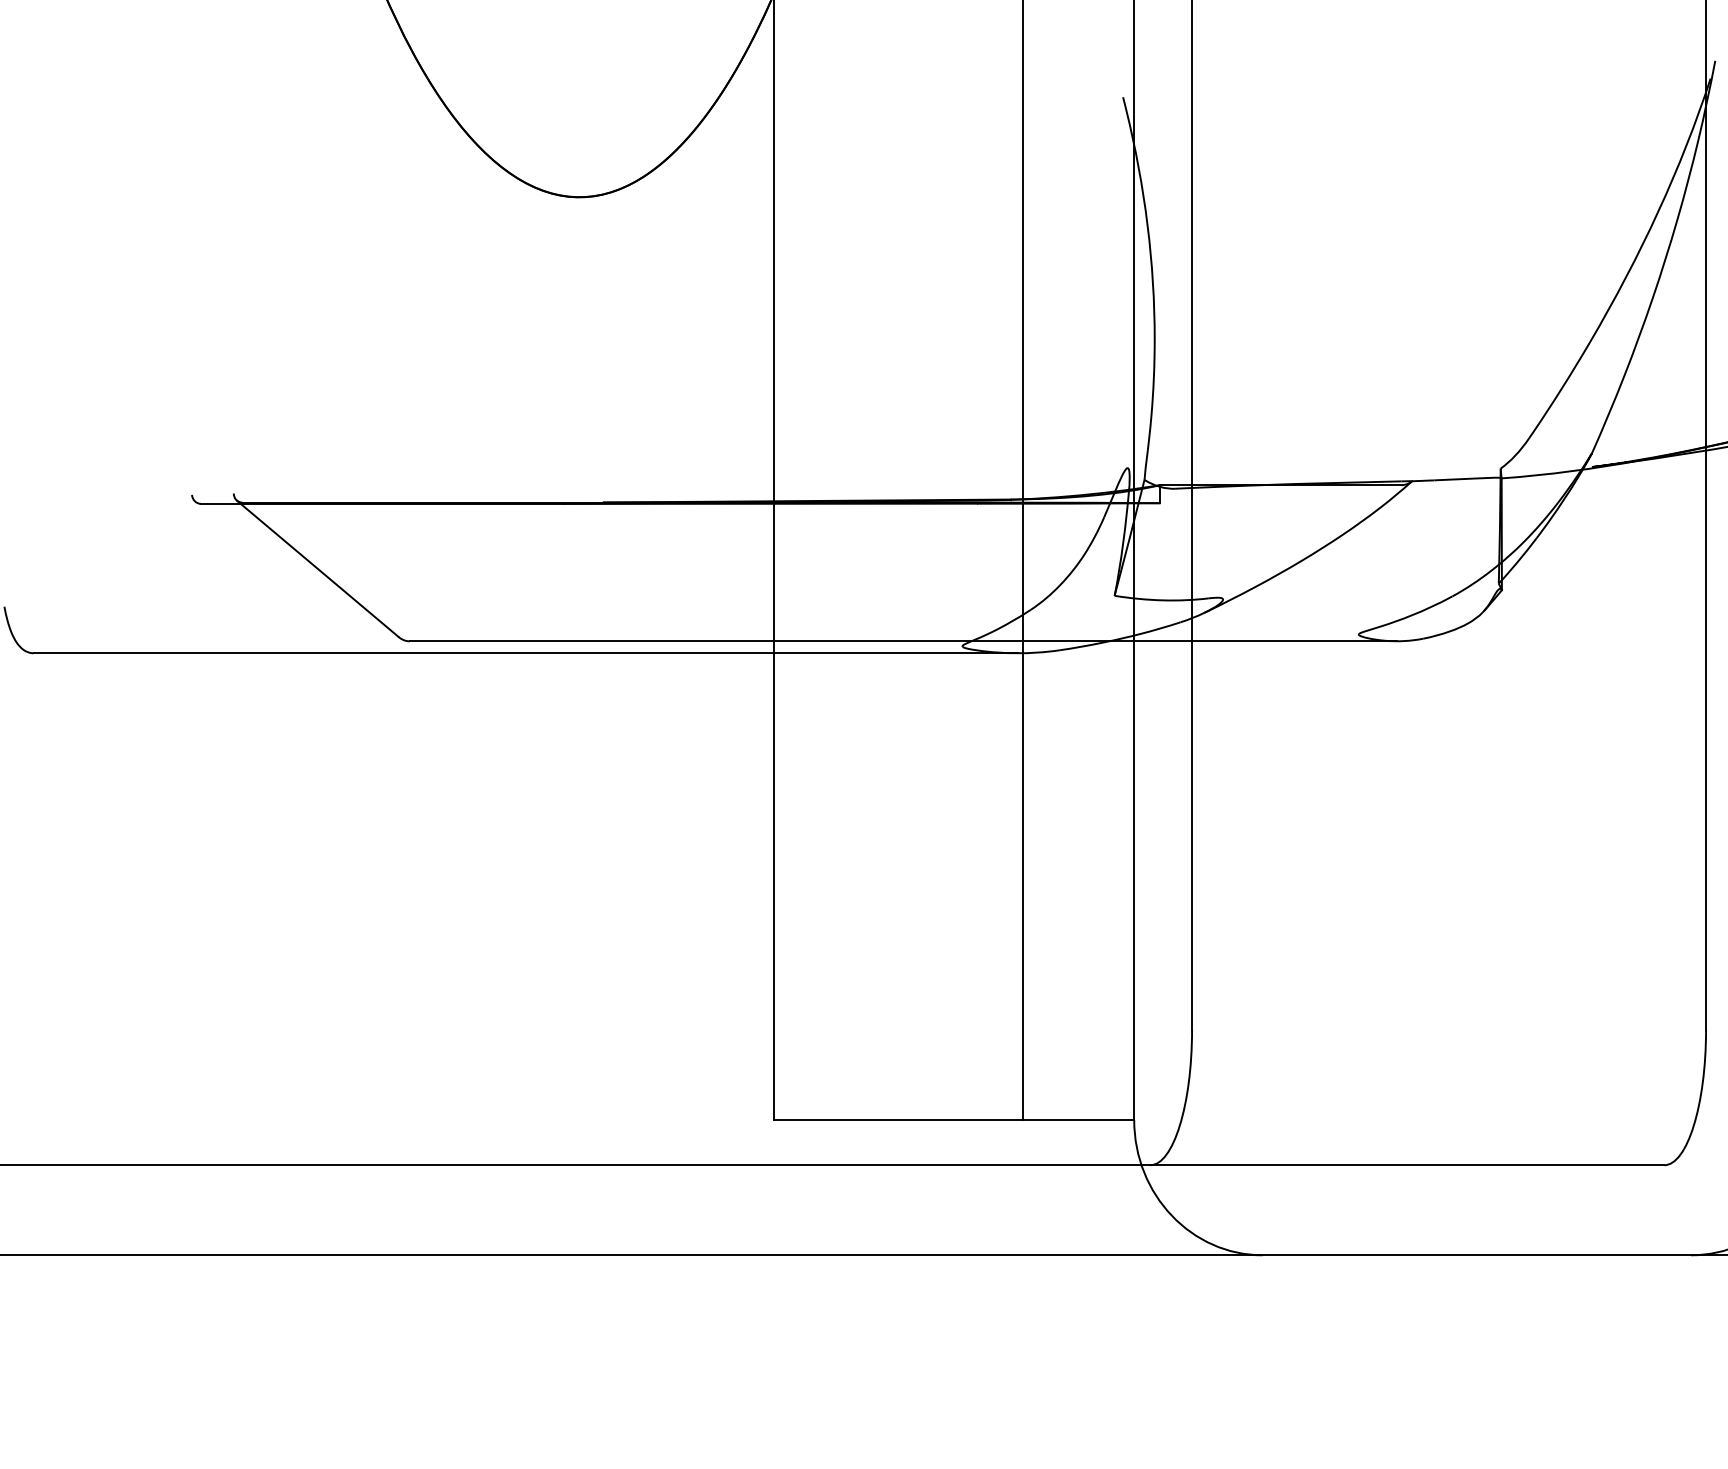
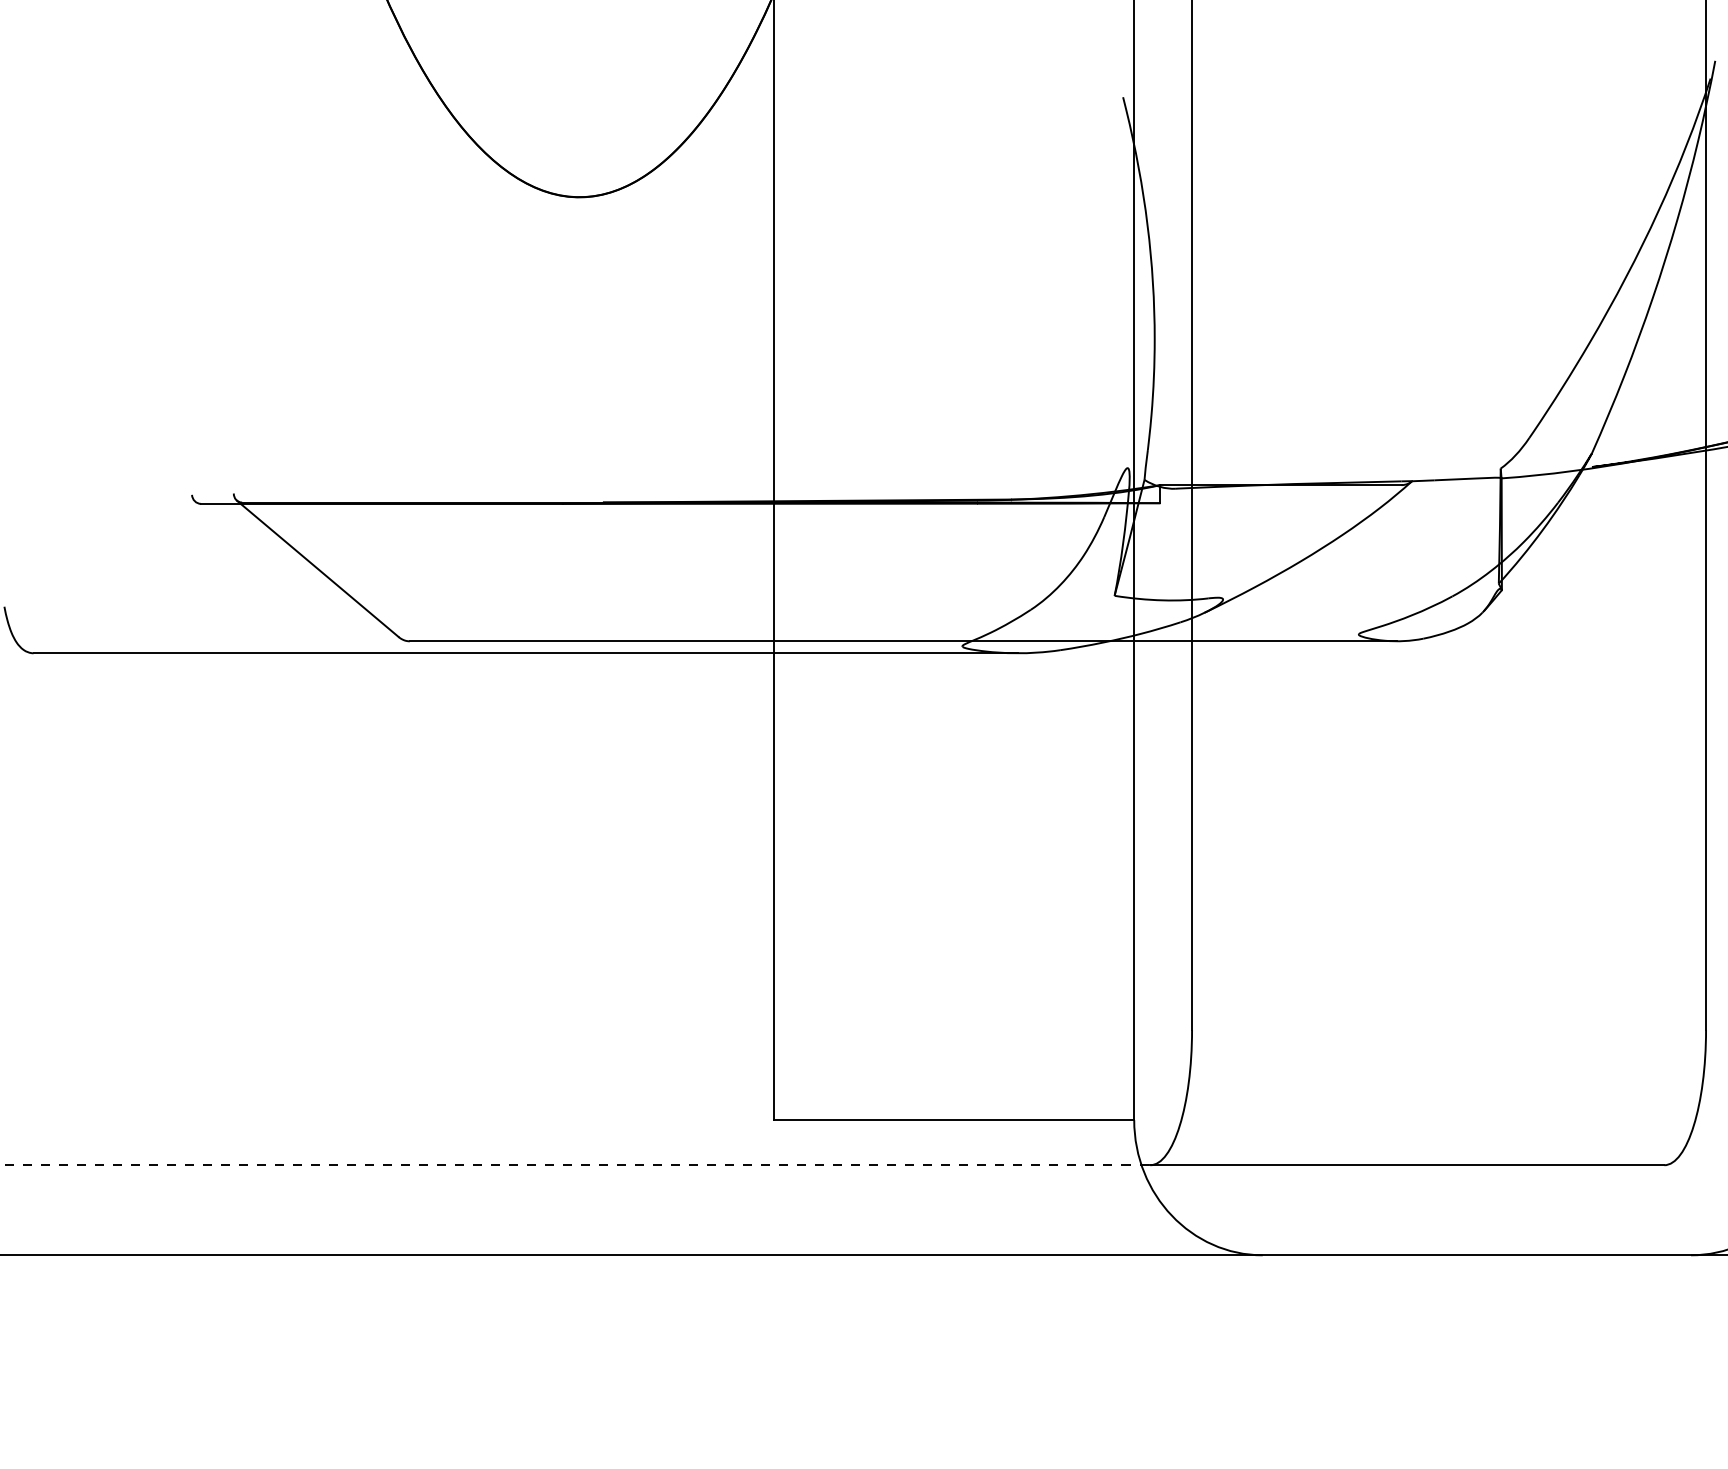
line: present -> none (1022, 561)
line: solid -> dashed (575, 1165)
